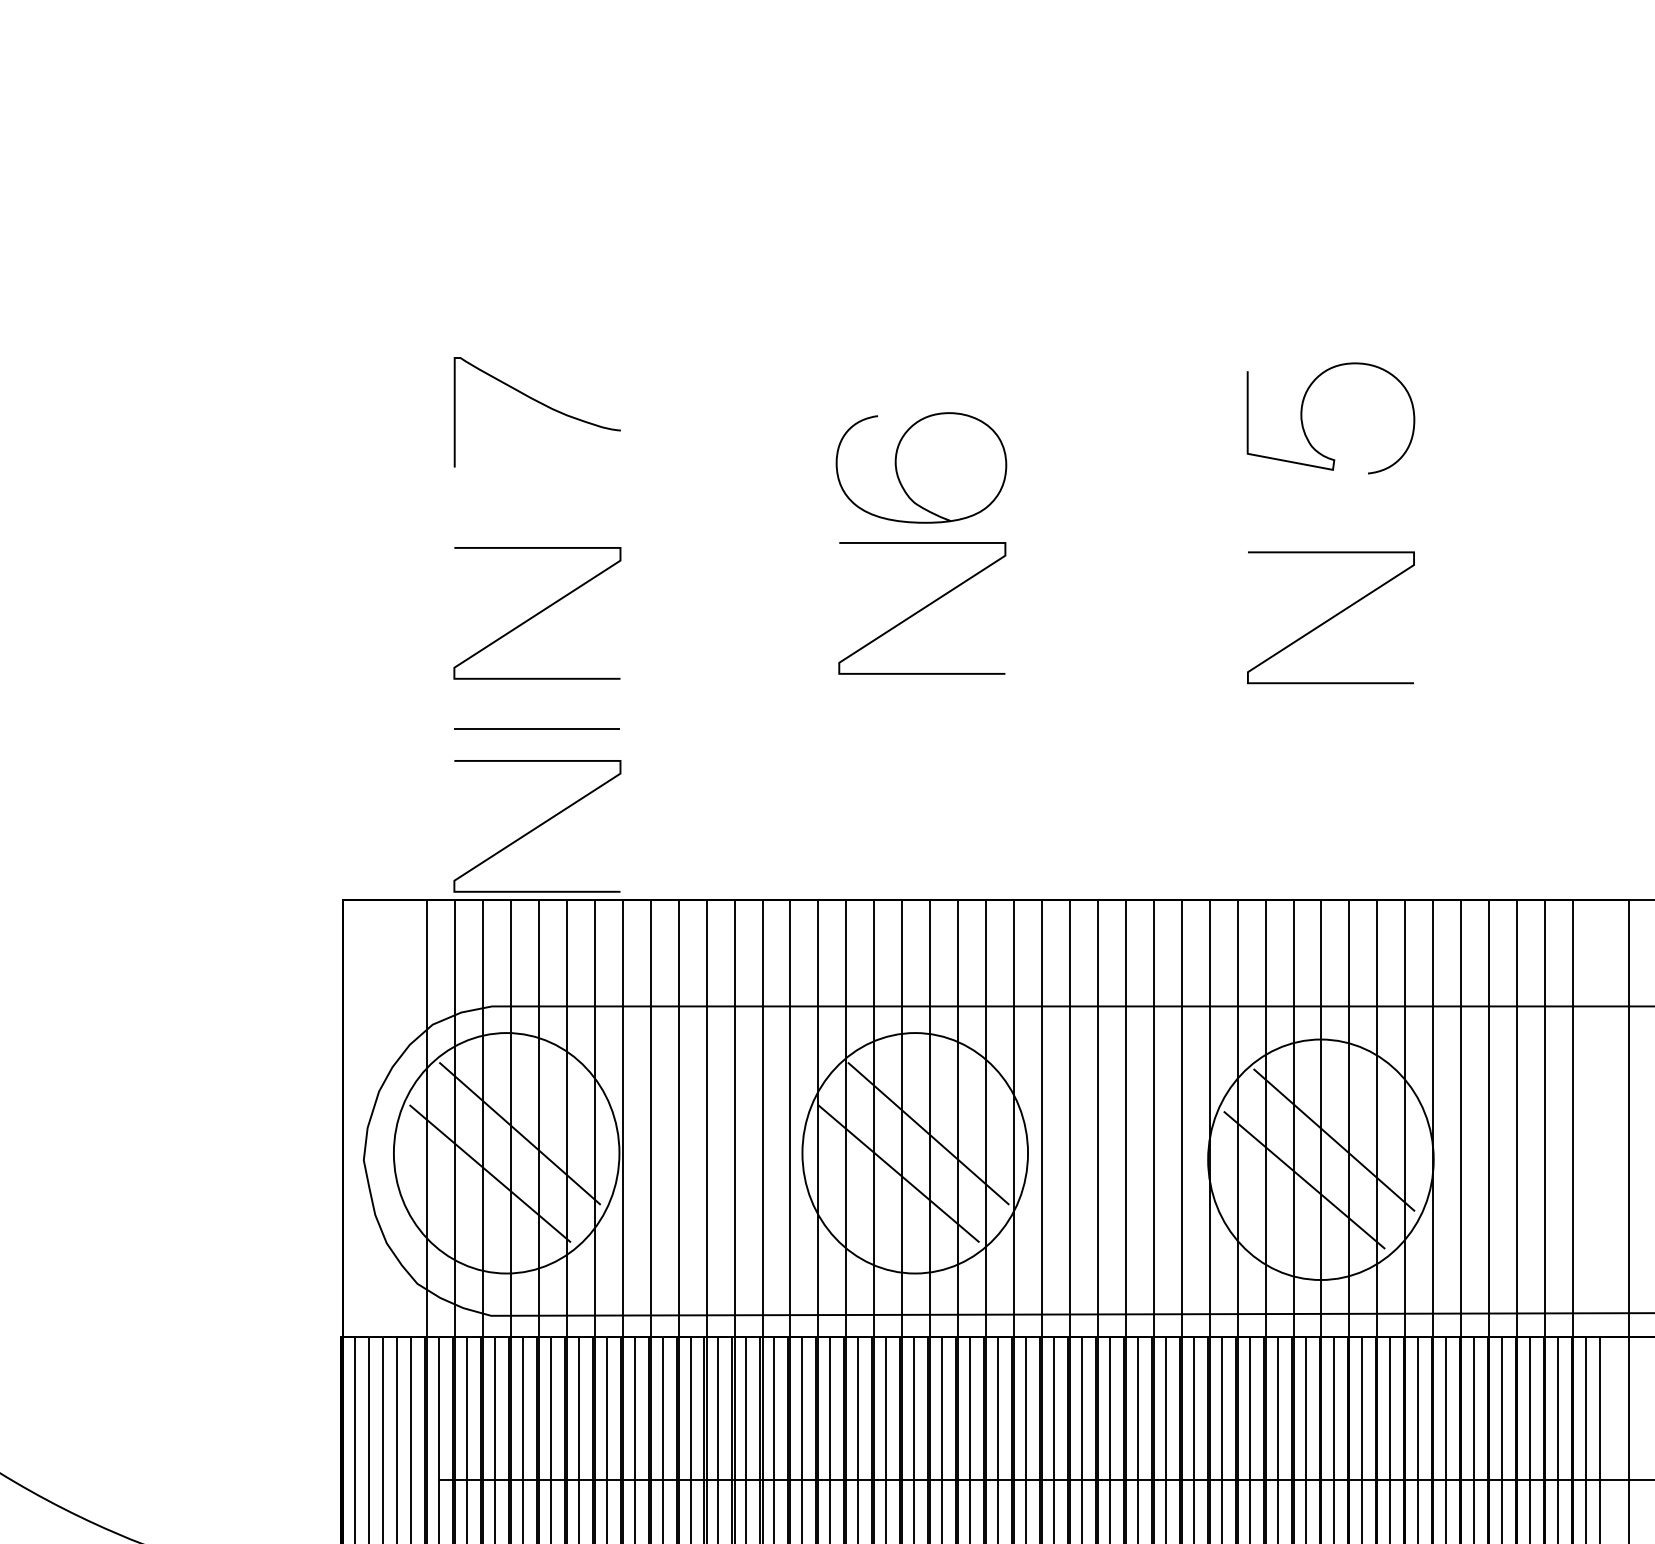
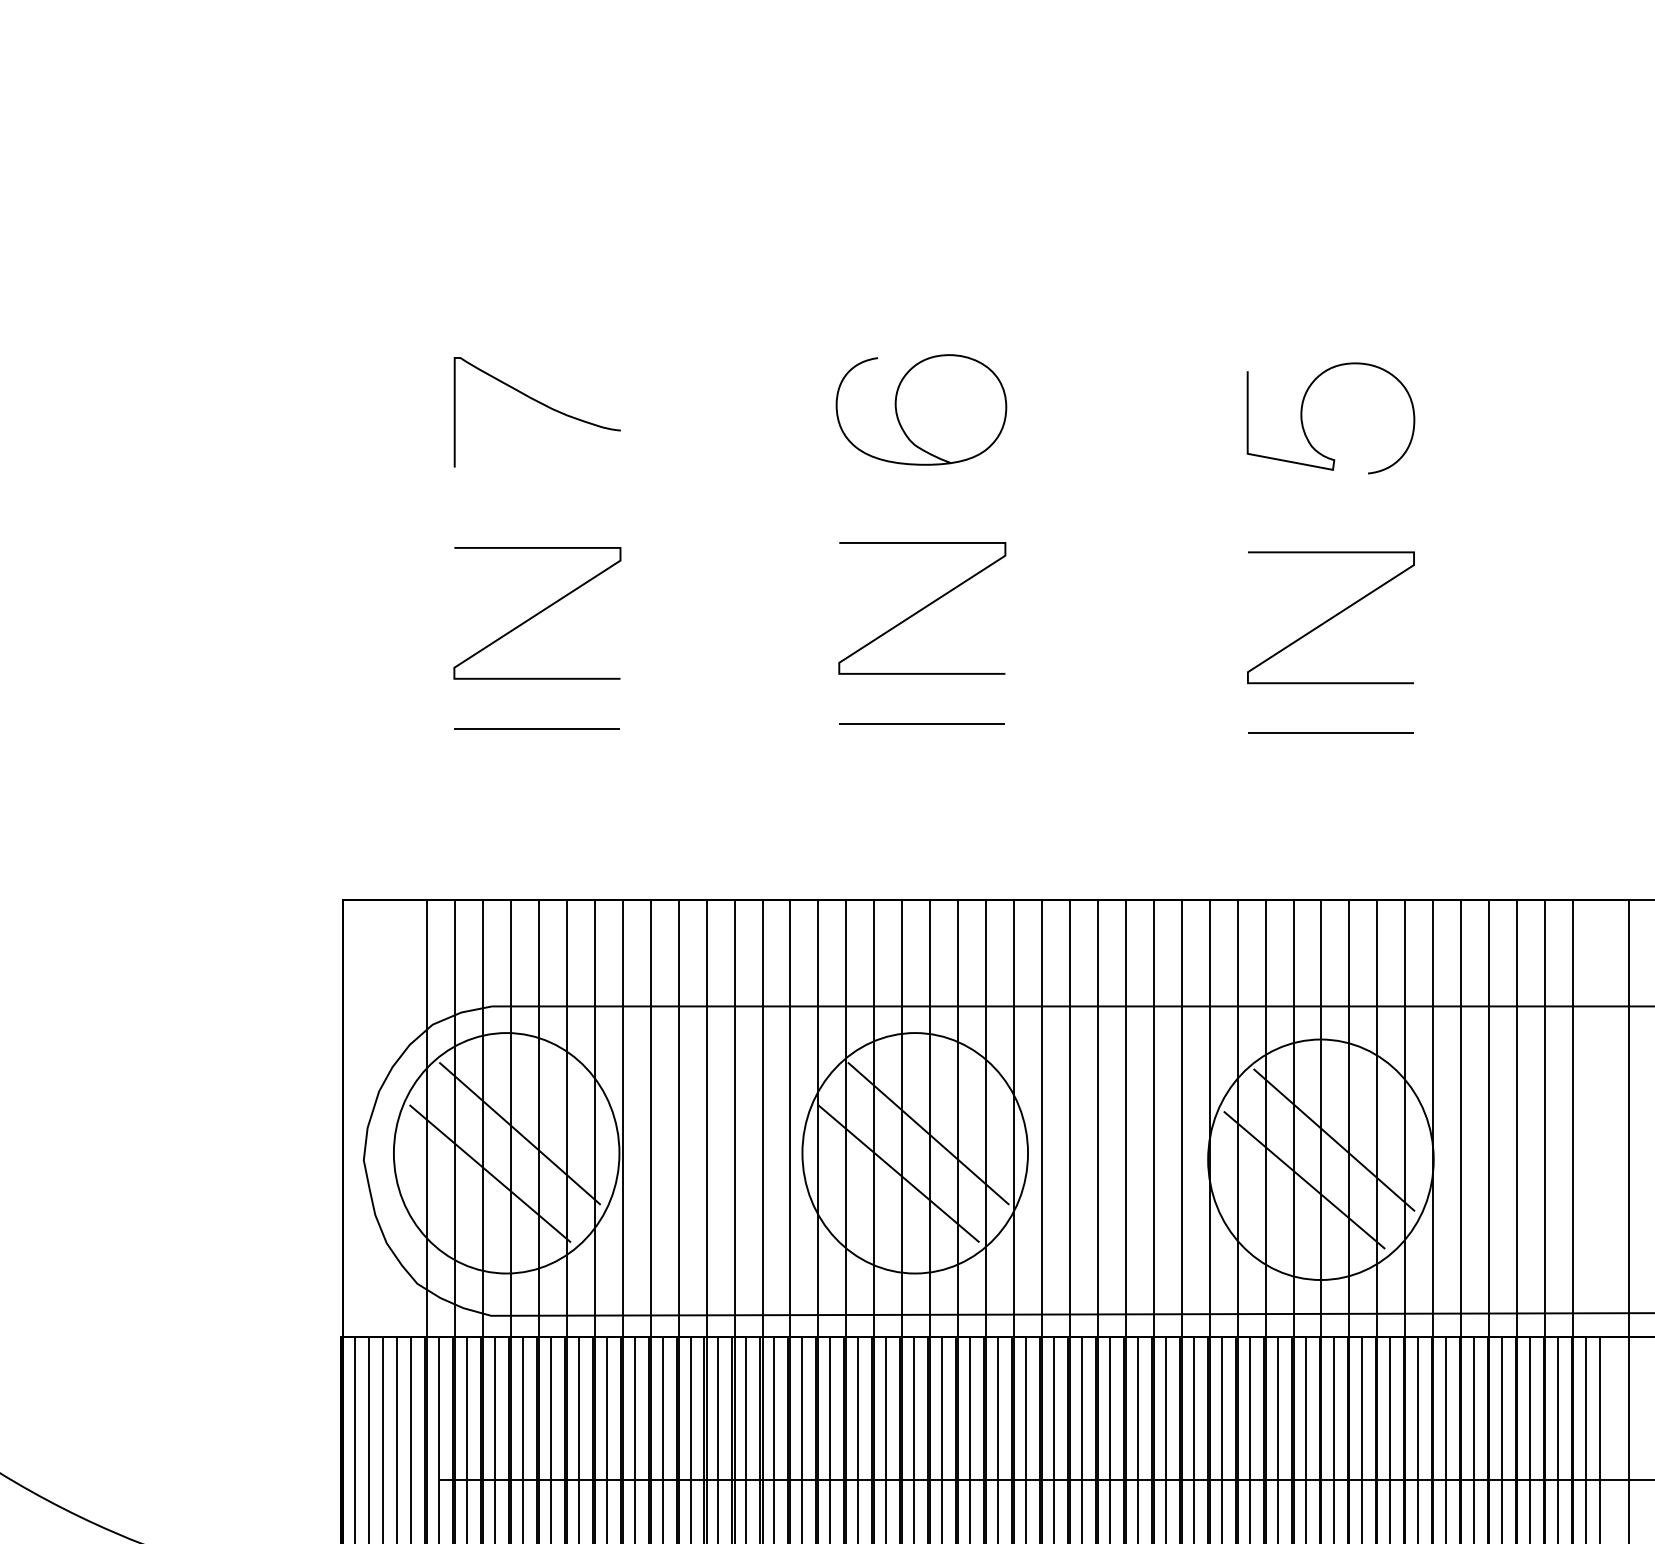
curve position: (897, 468) -> (897, 410) (897, 410)
line: none -> present (921, 723)
line: none -> present (1330, 732)
curve: present -> none (537, 826)
